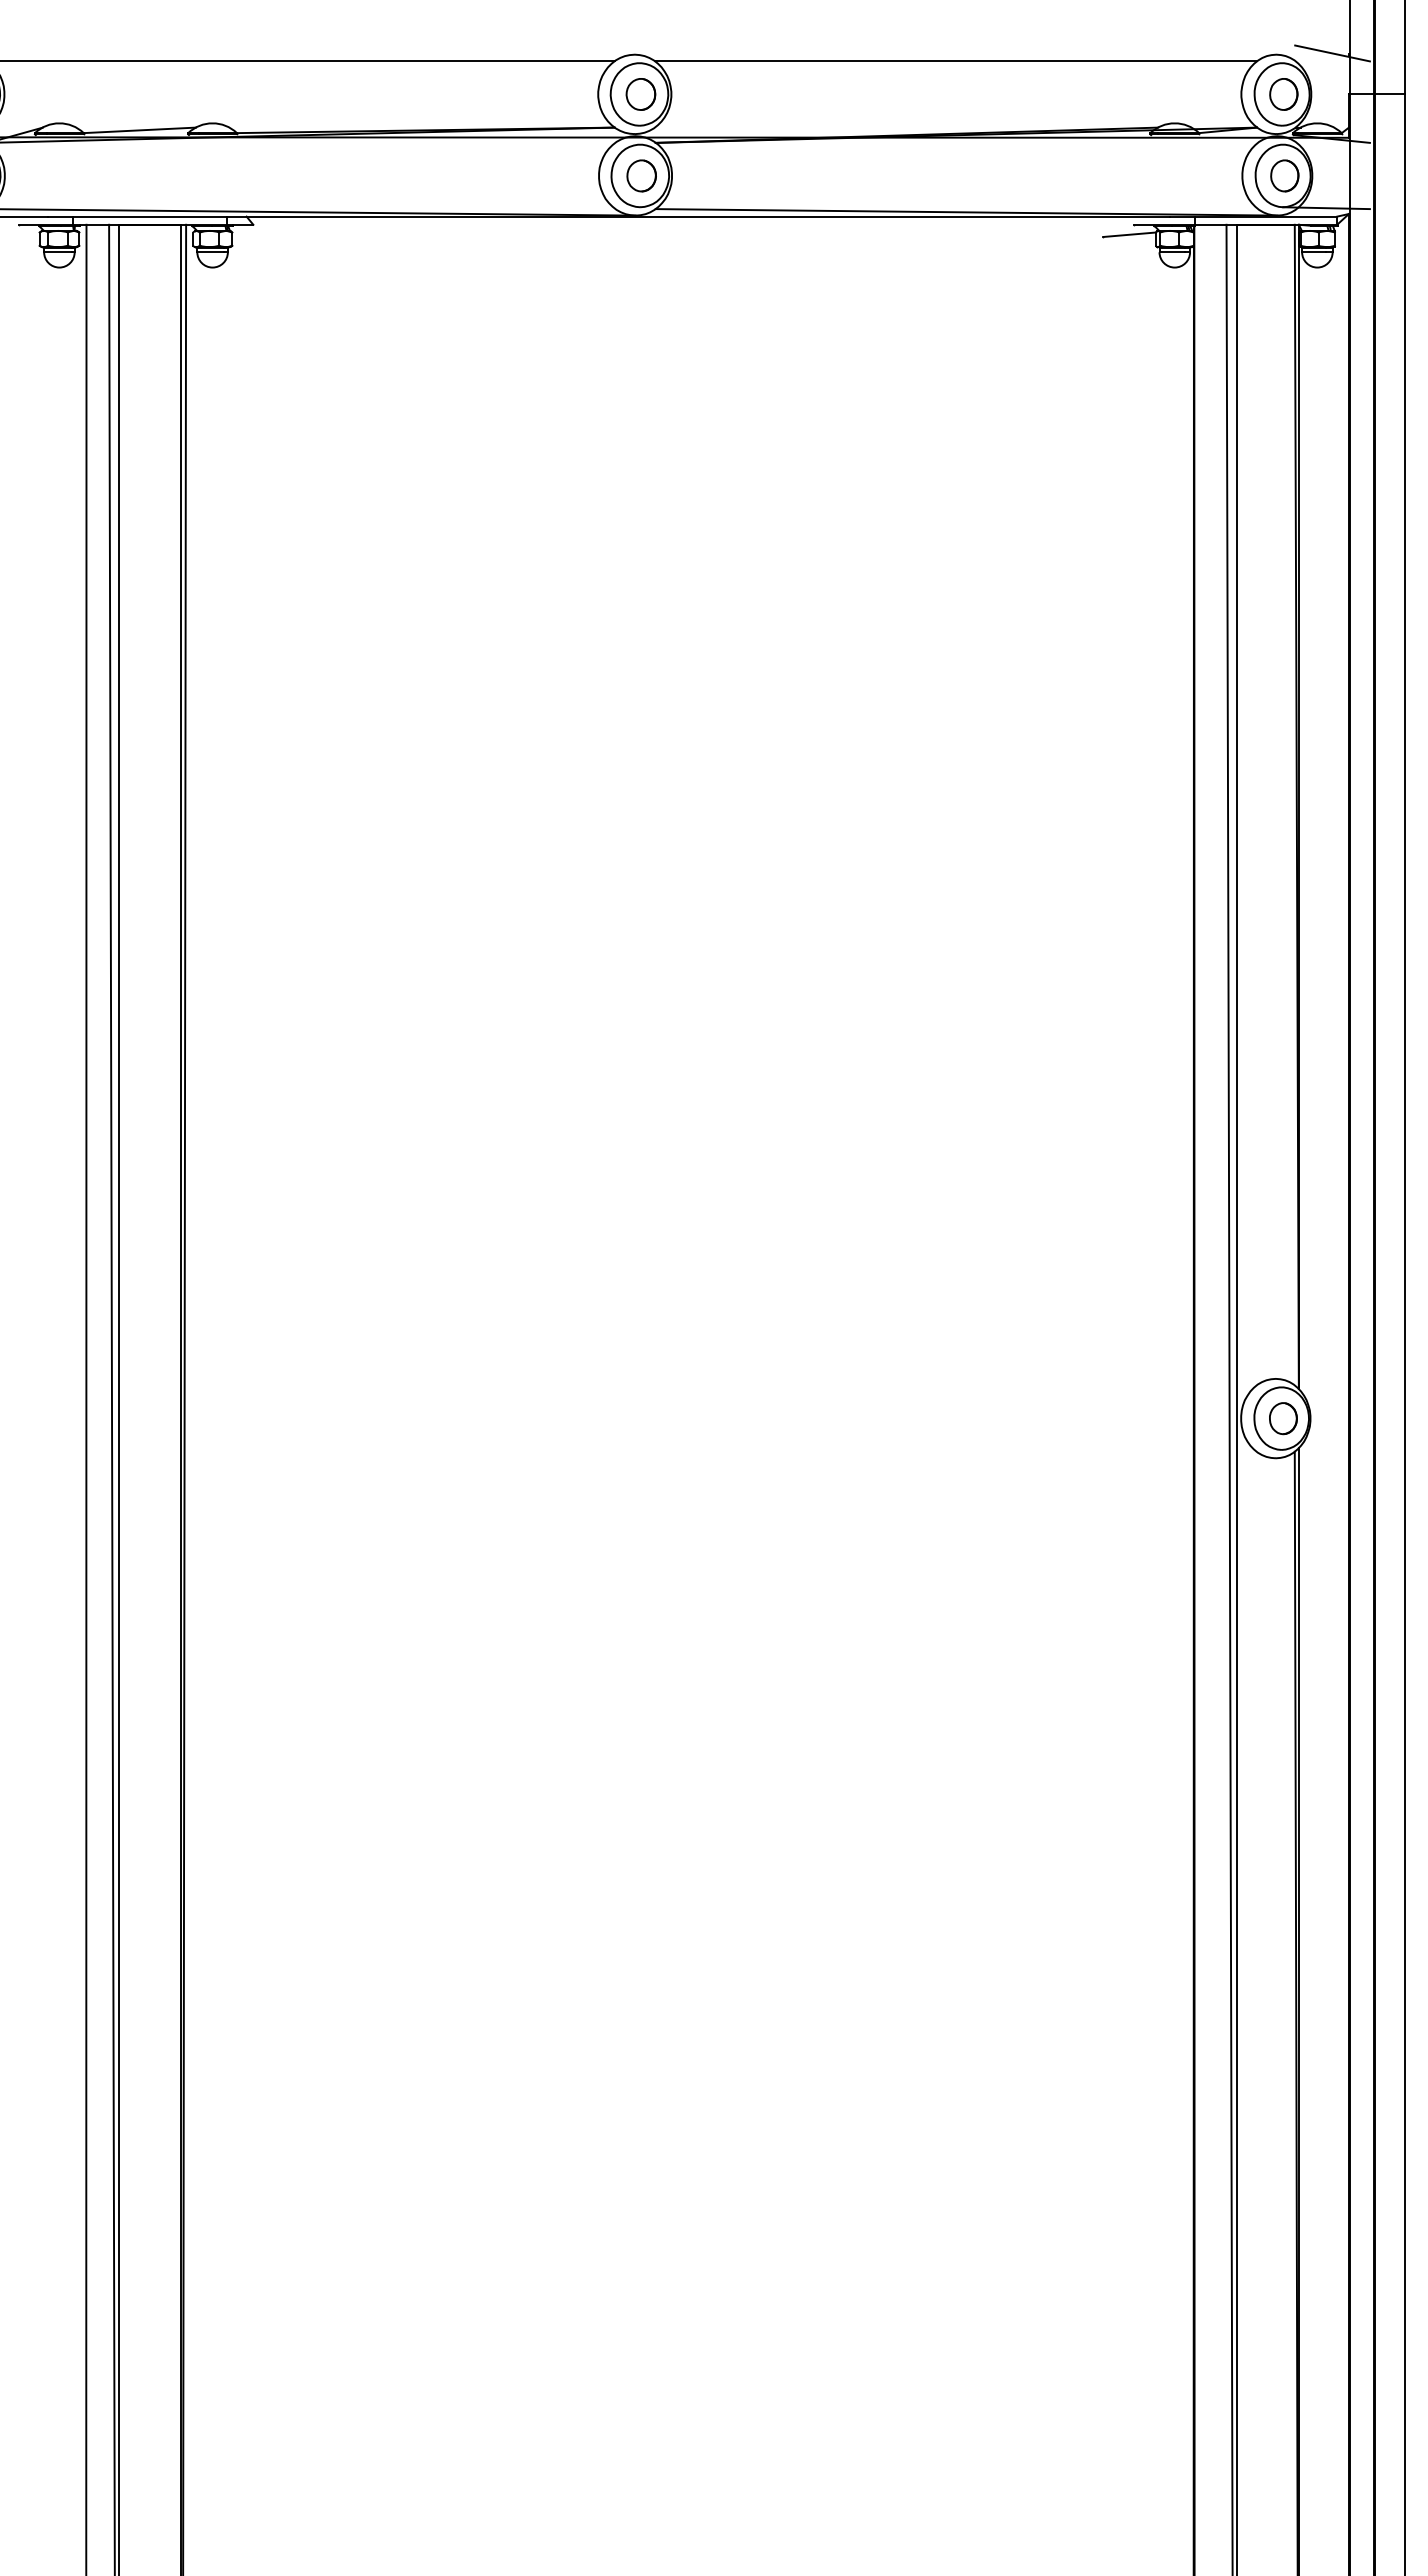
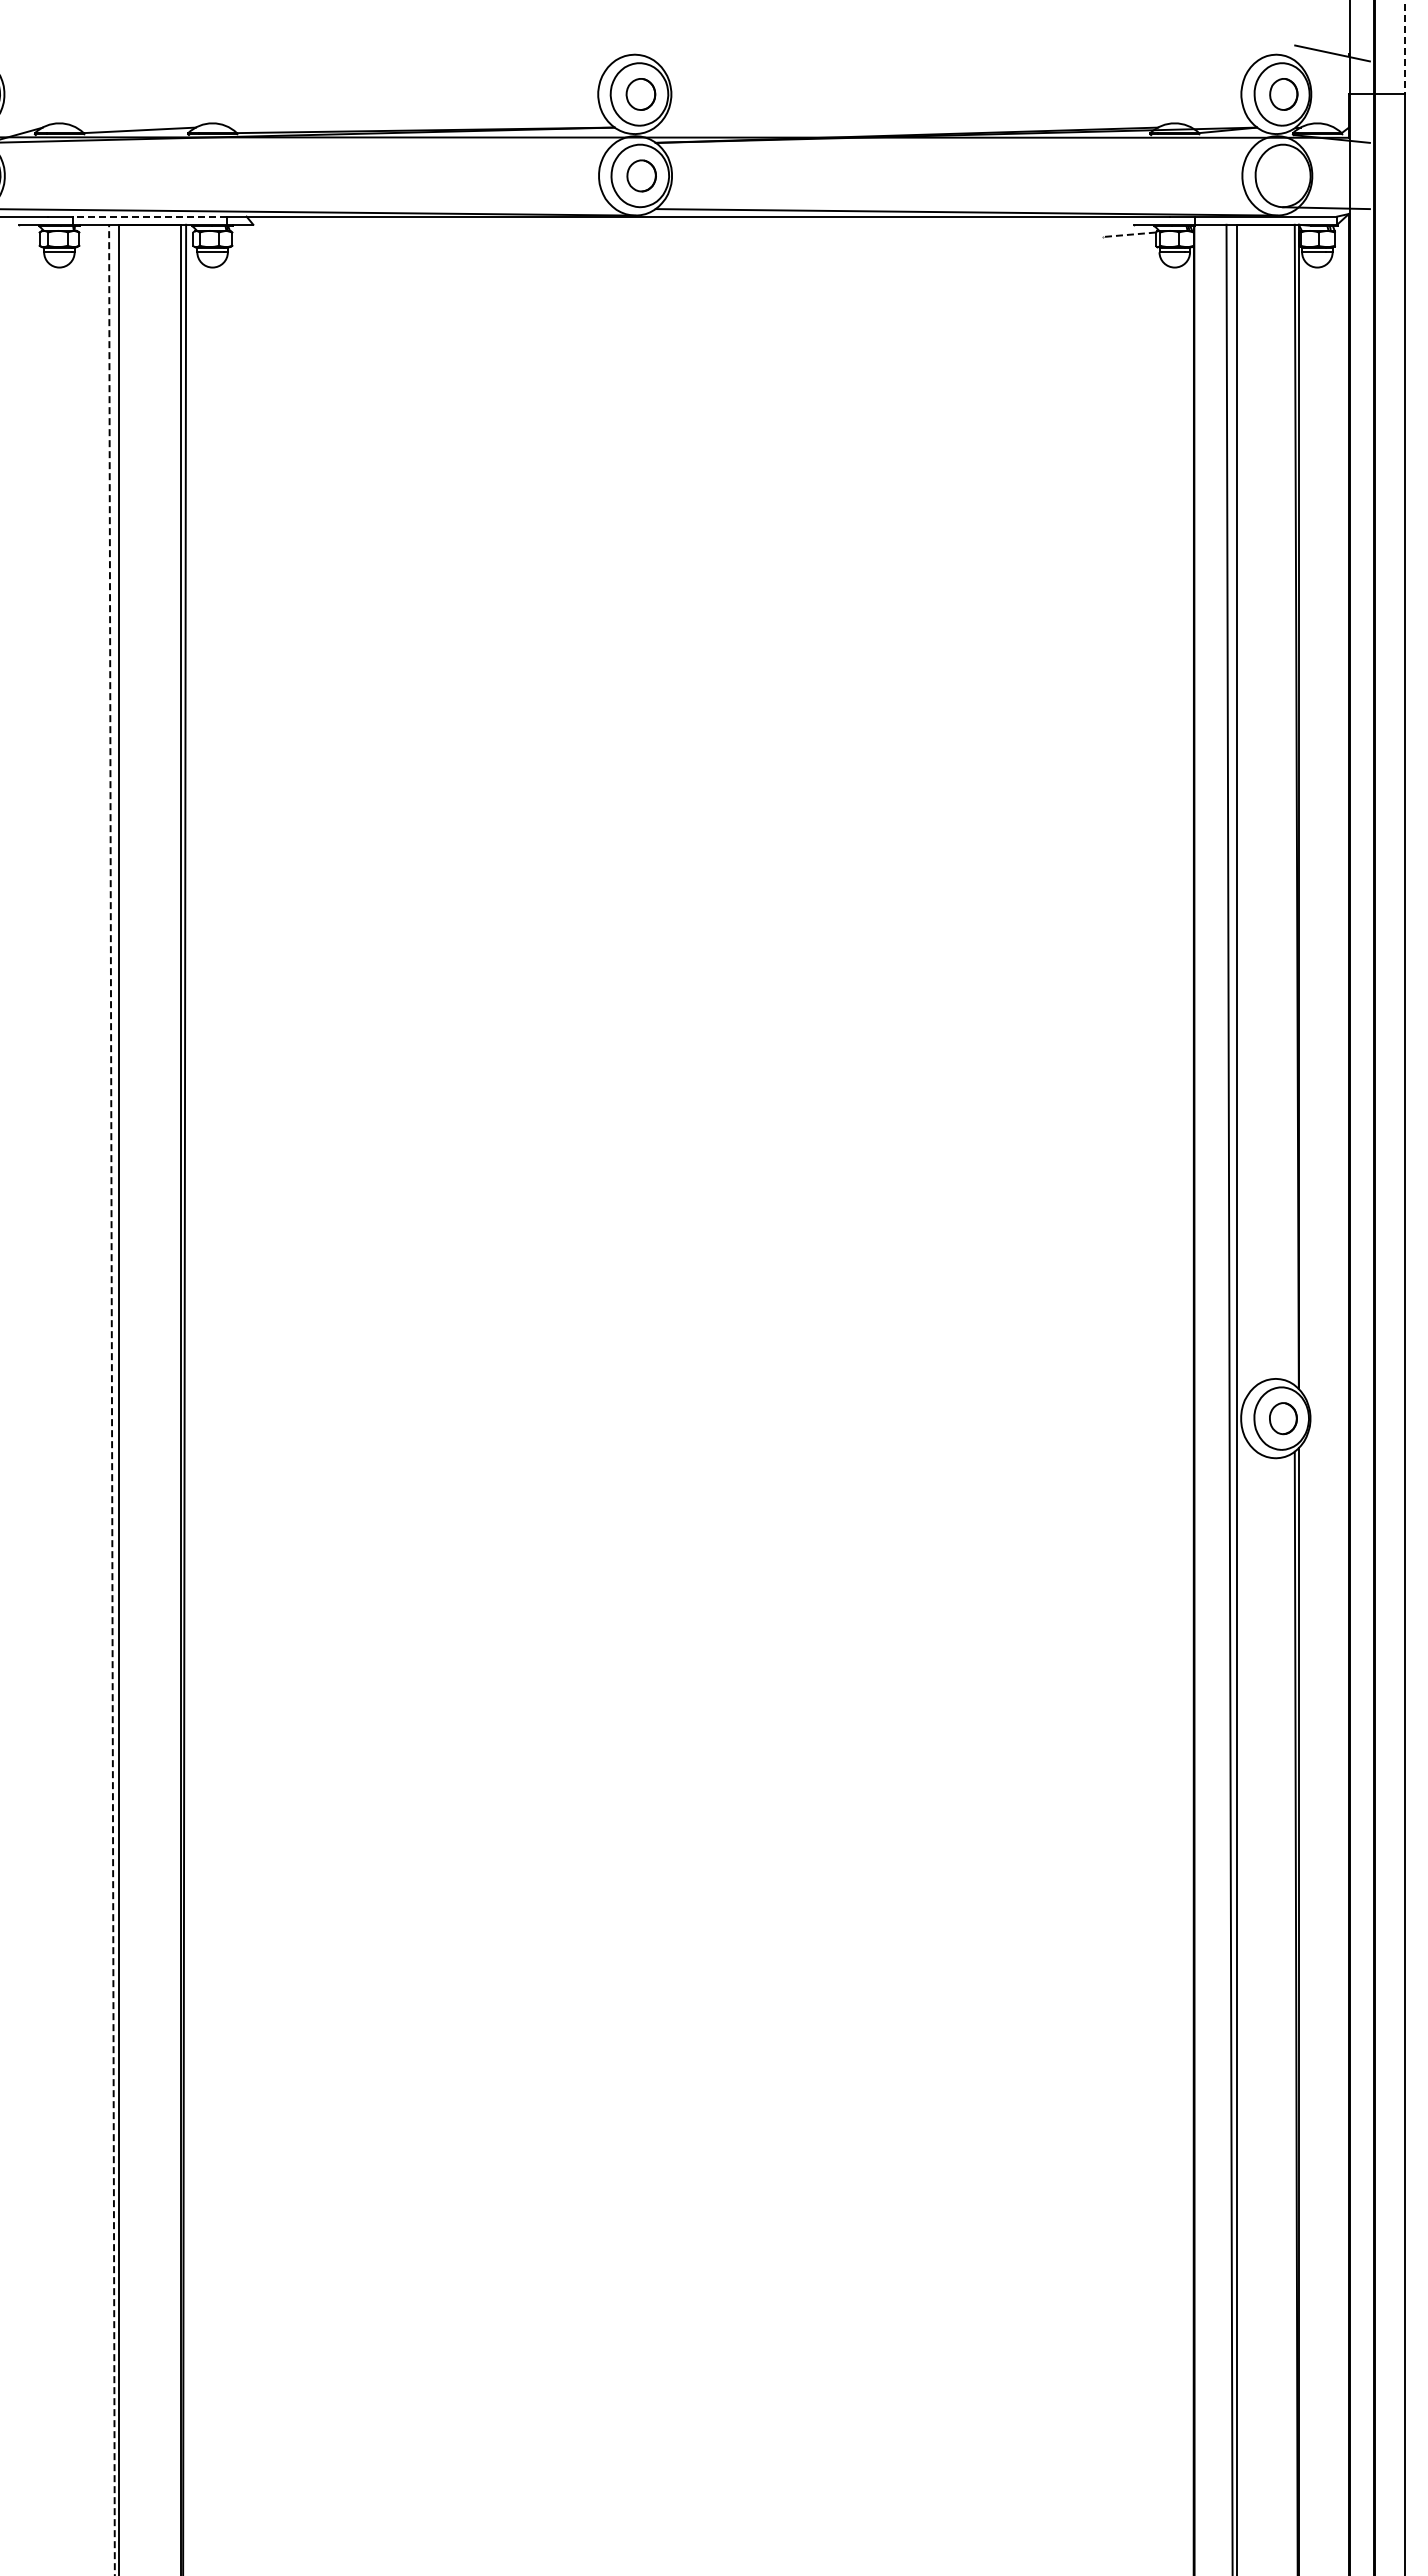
line: solid -> dashed (1405, 47)
line: present -> none (308, 61)
line: present -> none (956, 61)
part: present -> none (1284, 175)
line: solid -> dashed (150, 216)
line: solid -> dashed (1128, 234)
line: present -> none (86, 1398)
line: solid -> dashed (111, 1399)
